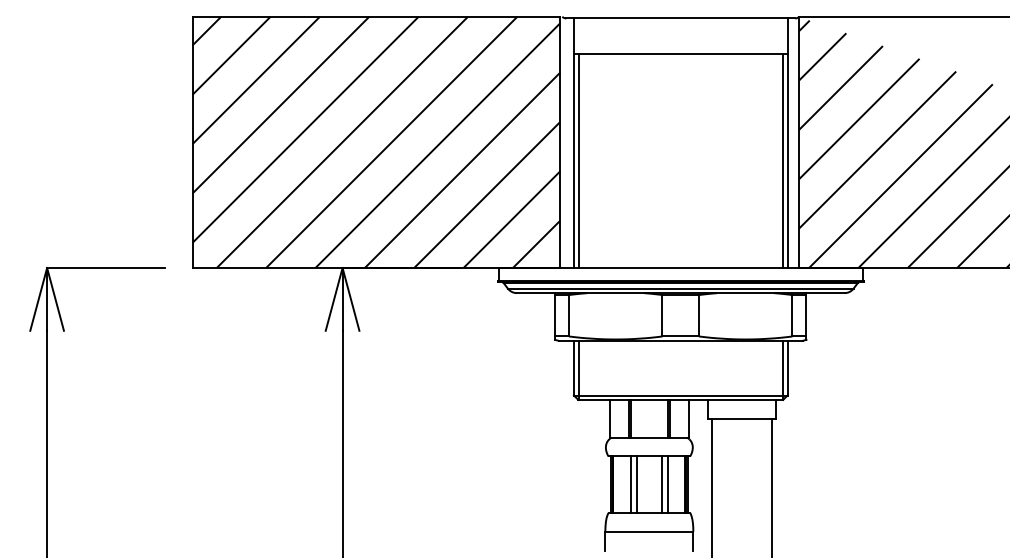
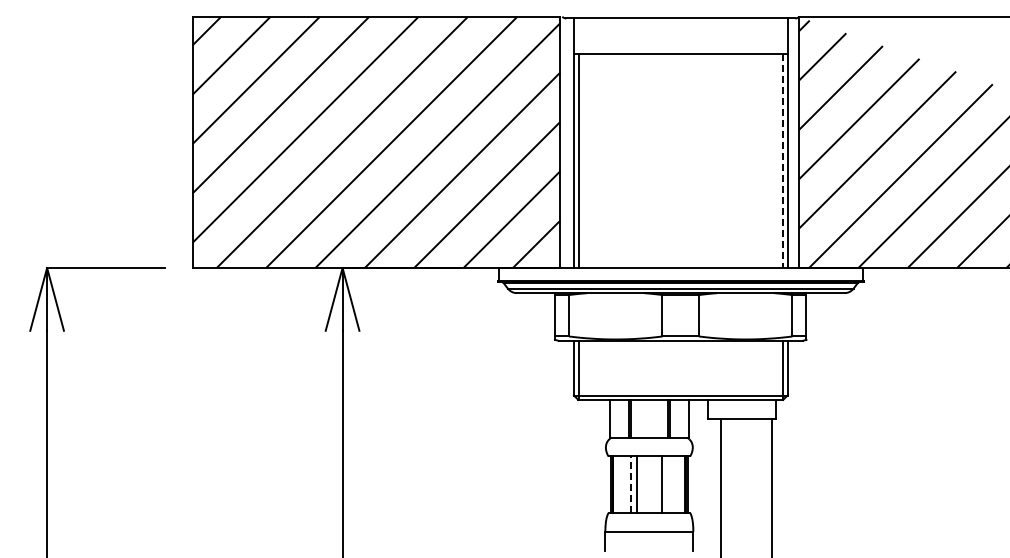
line: solid -> dashed (782, 161)
line: solid -> dashed (630, 484)
line: present -> none (667, 484)
line position: (711, 486) -> (720, 486) (720, 486)
